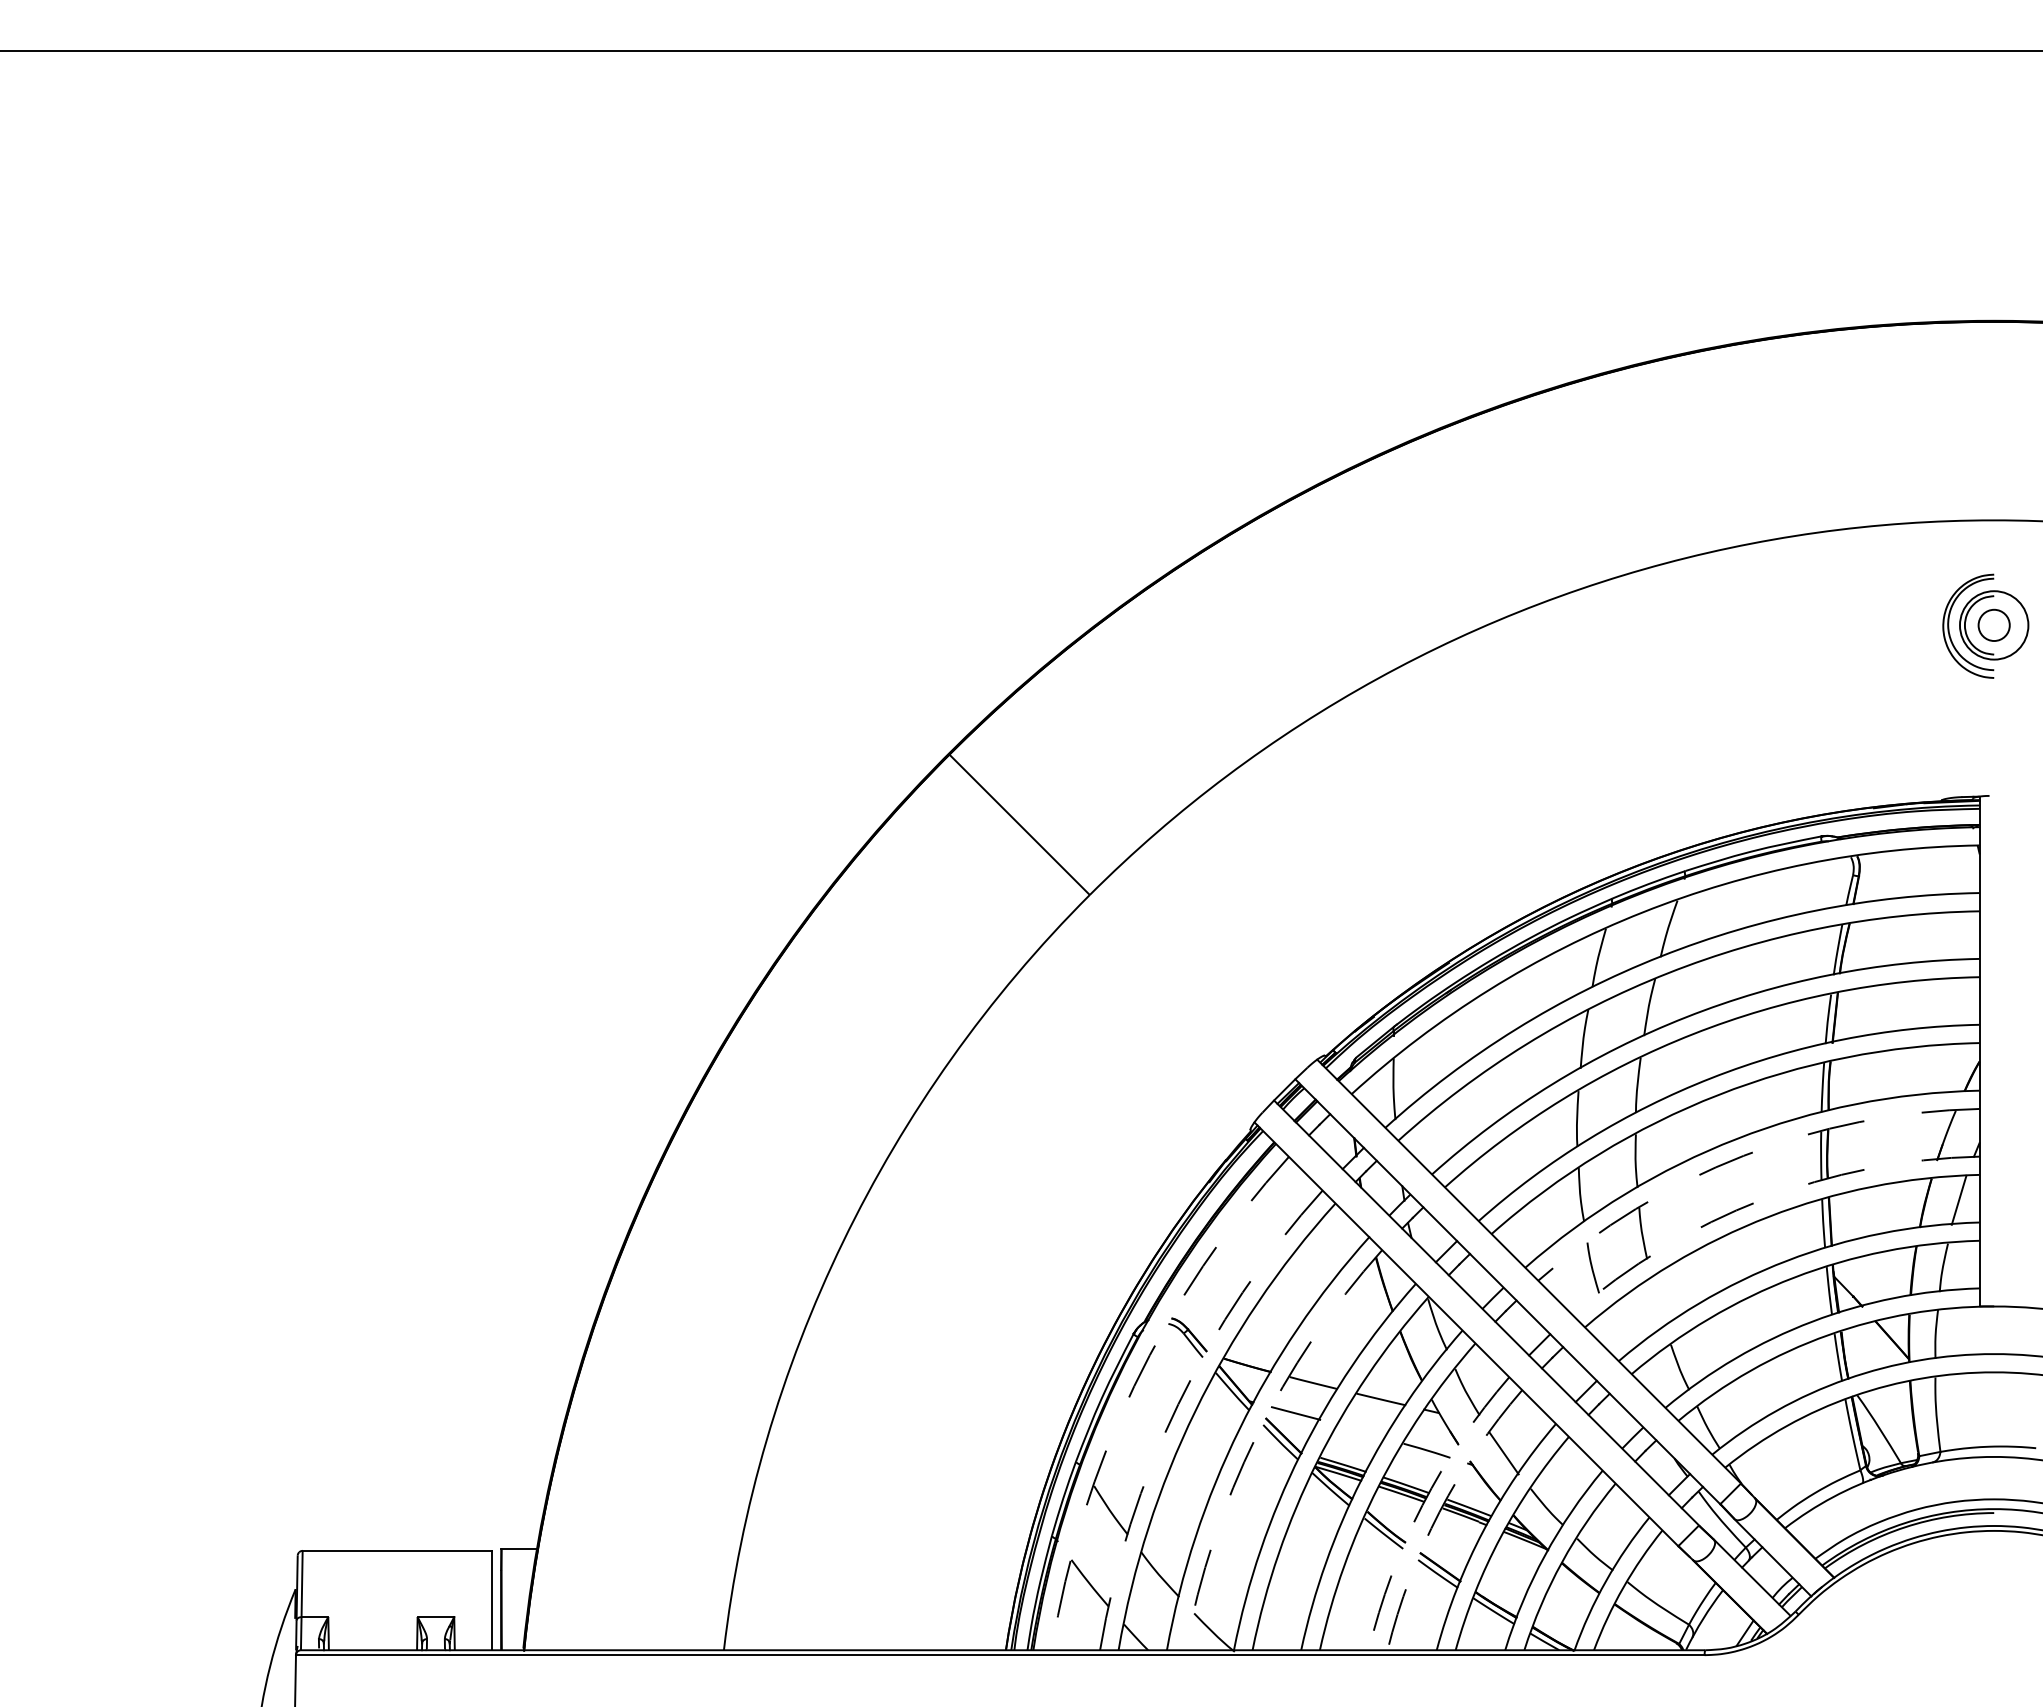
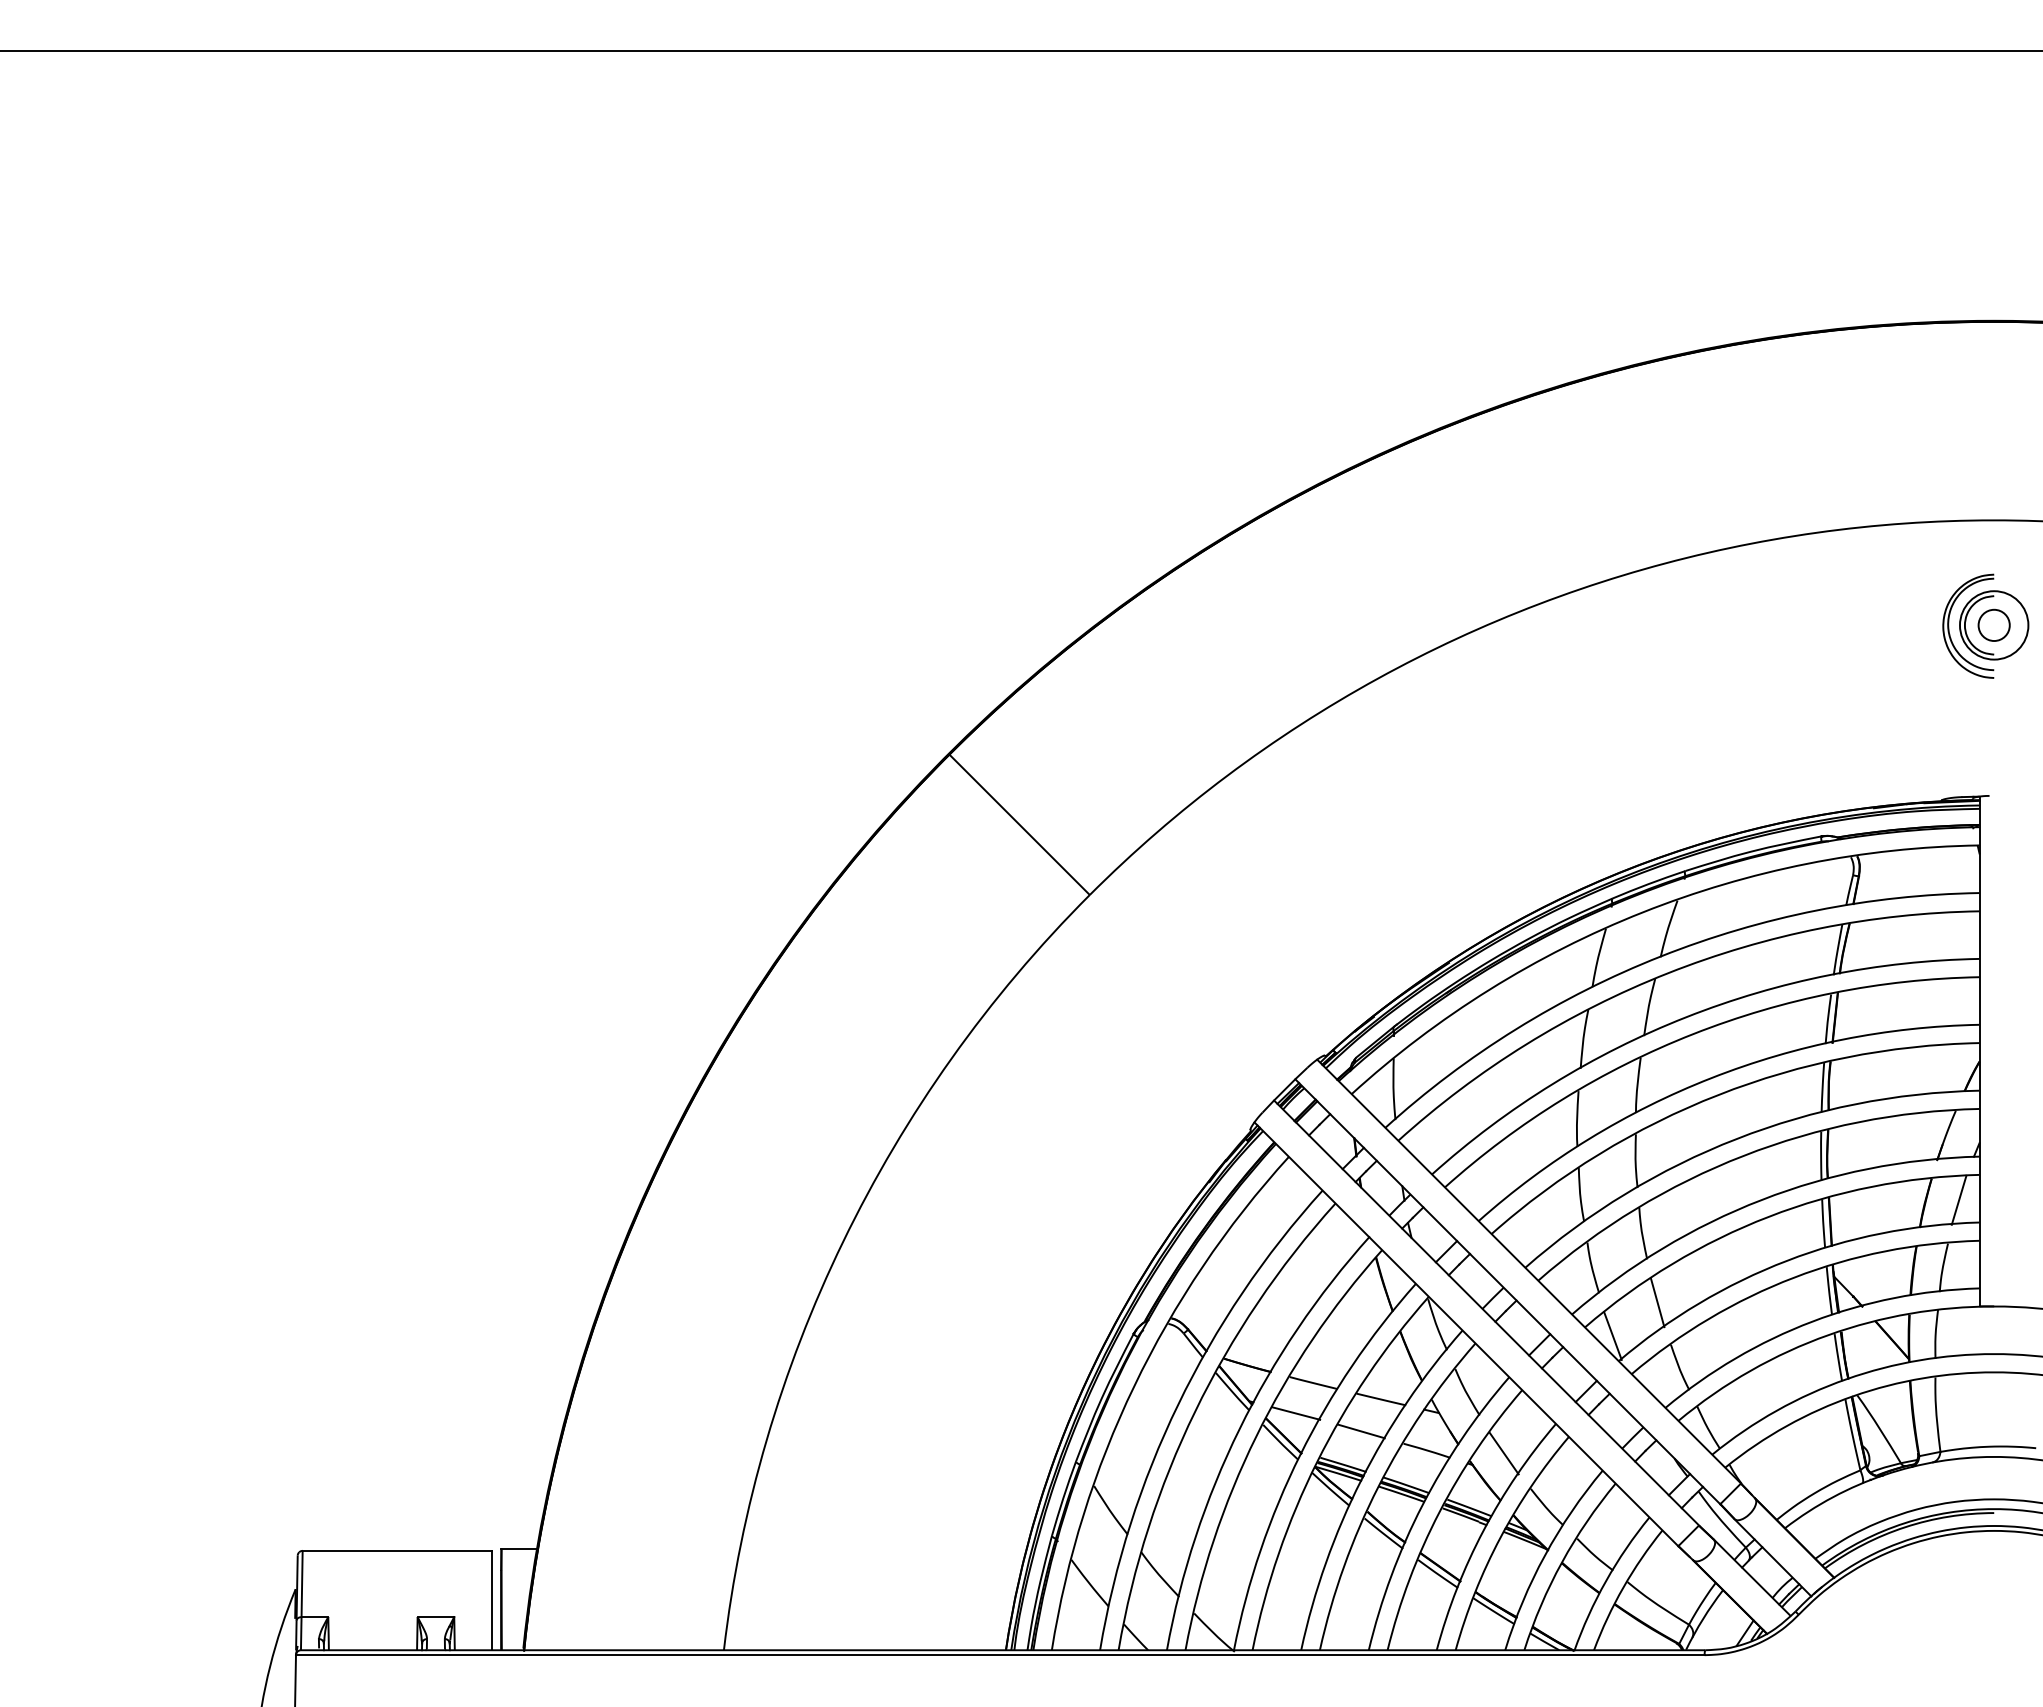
arc: dashed -> solid (1743, 1155)
arc: dashed -> solid (1761, 1199)
line: none -> present (1657, 1302)
line: none -> present (1612, 1335)
arc: dashed -> solid (1134, 1386)
arc: dashed -> solid (1178, 1404)
line: none -> present (1361, 1431)
arc: dashed -> solid (1256, 1436)
arc: dashed -> solid (1422, 1505)
arc: dashed -> solid (1439, 1512)
